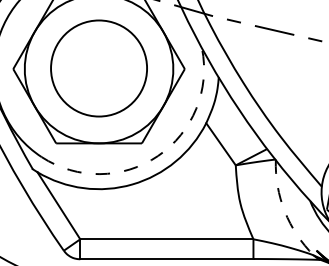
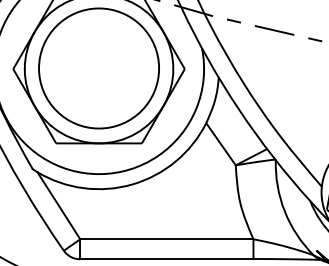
circle diameter: 96 px -> 120 px (99, 68)
arc: dashed -> solid (157, 156)
arc: dashed -> solid (284, 211)
